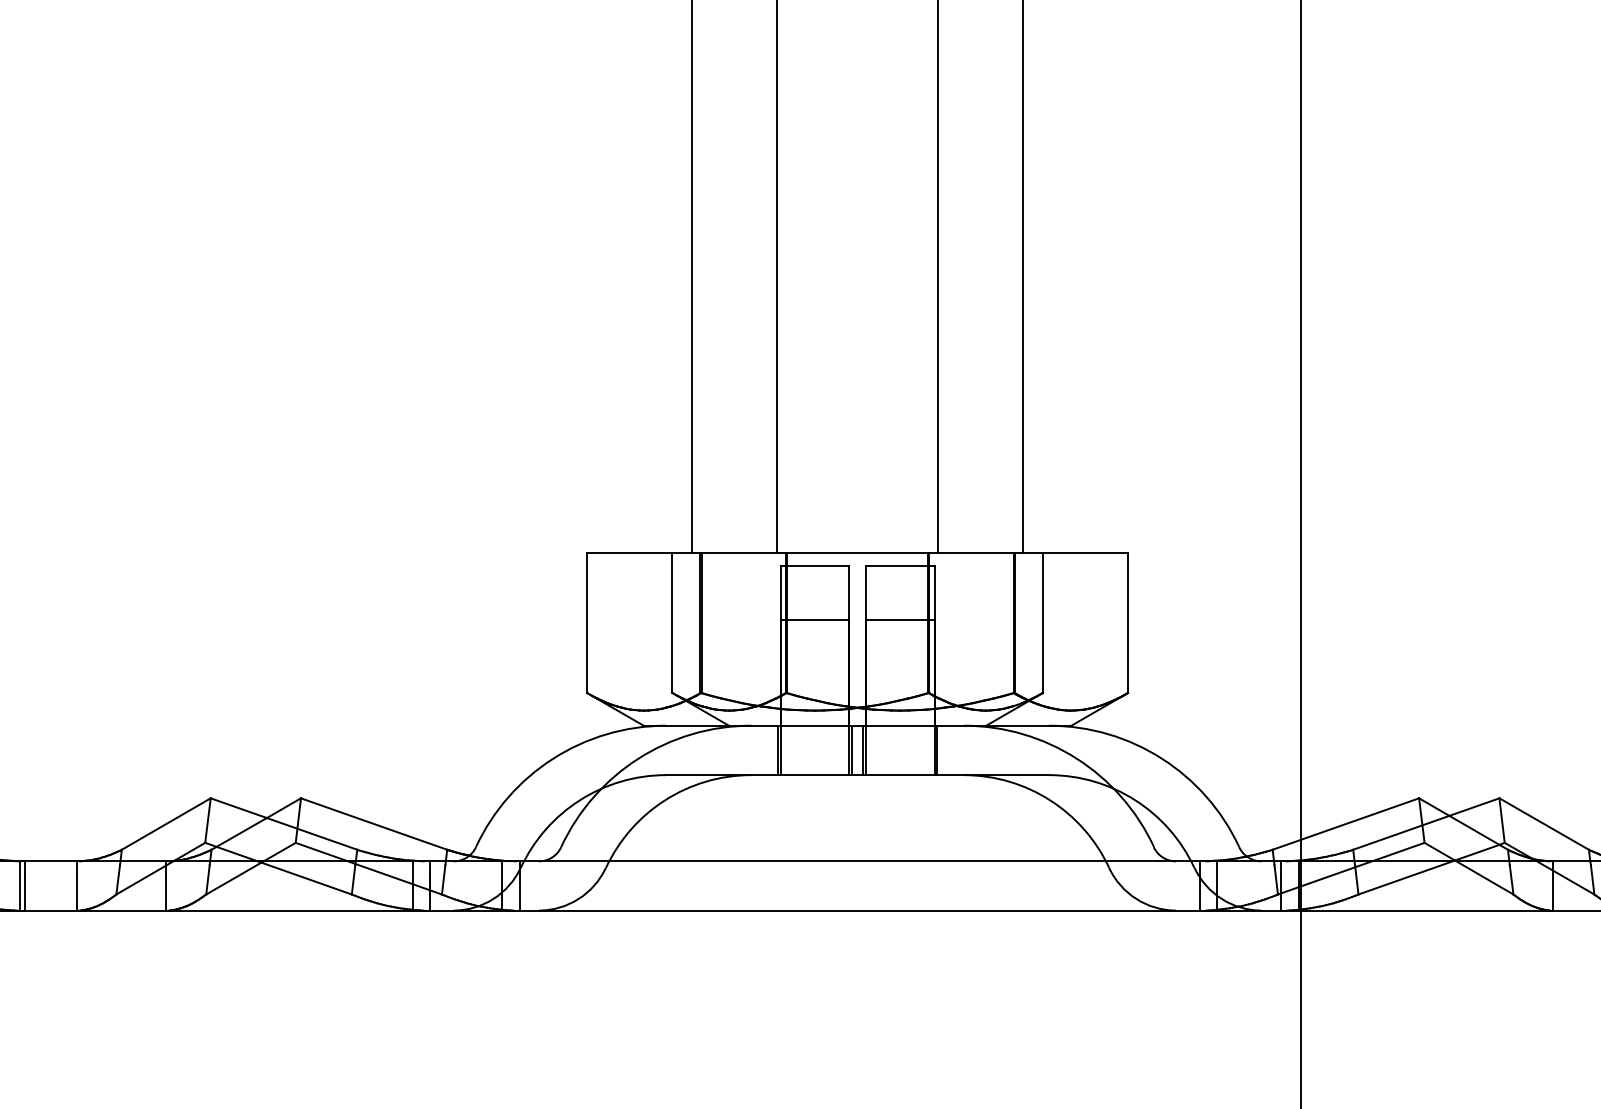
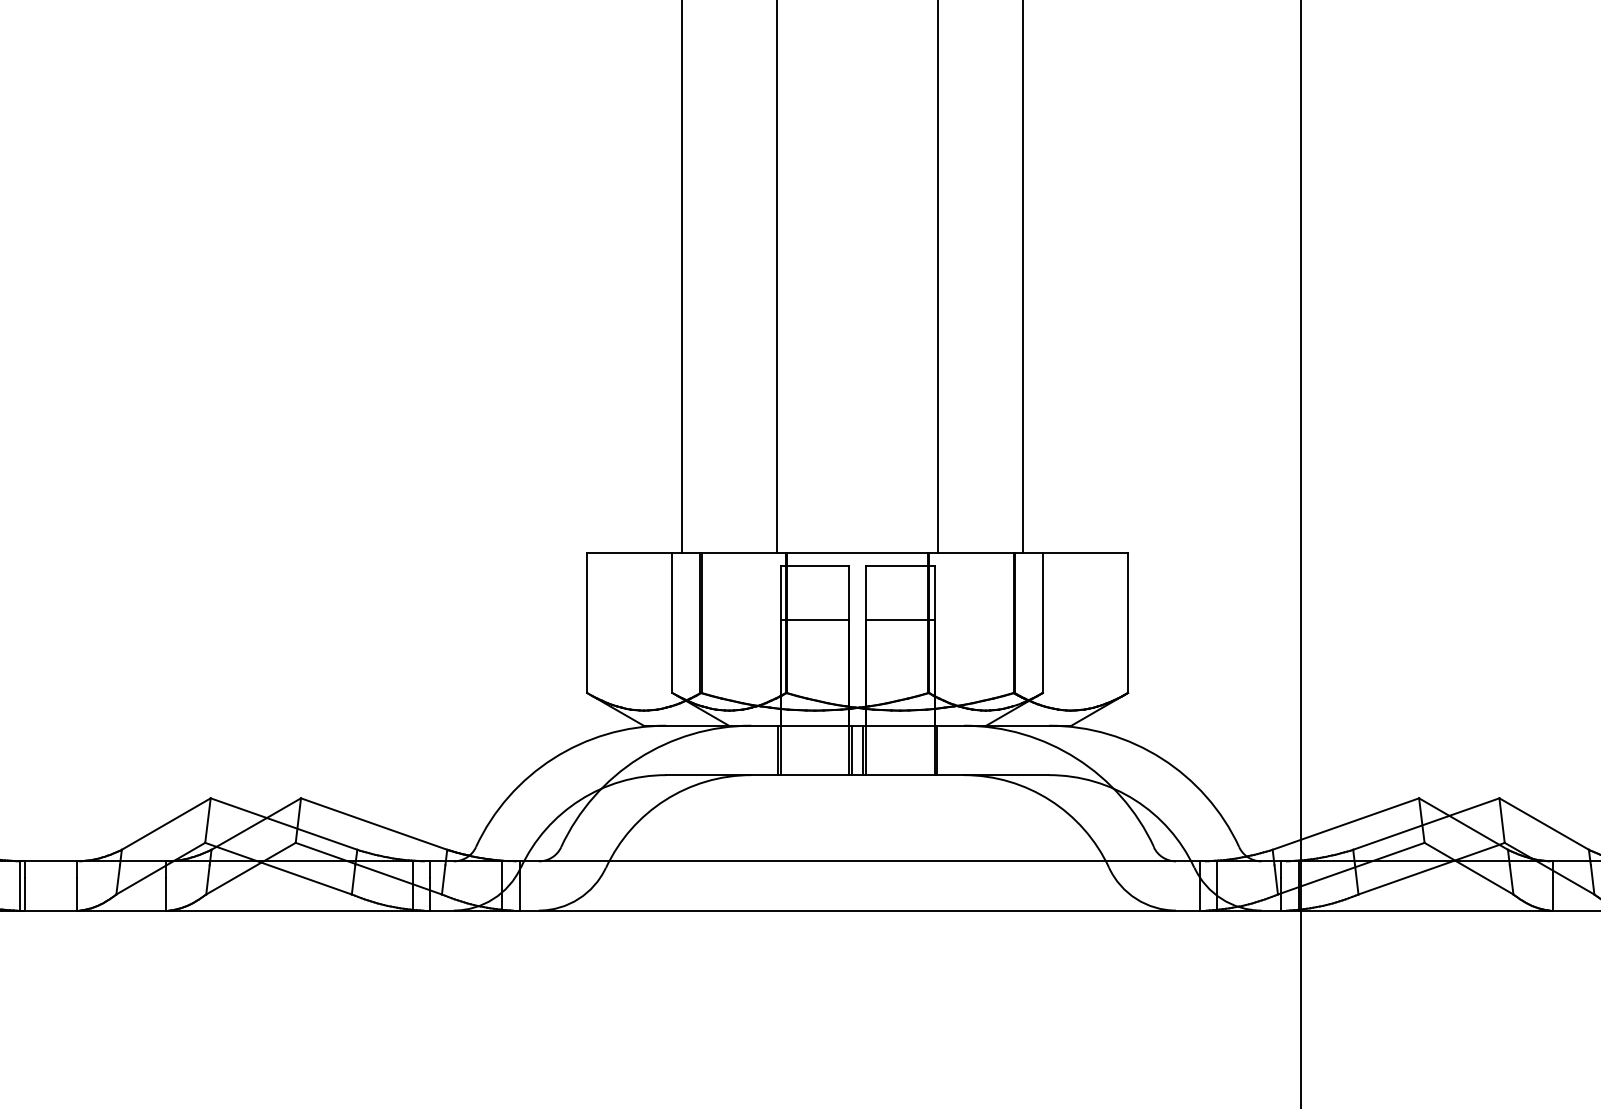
line position: (691, 277) -> (681, 277) (681, 277)
